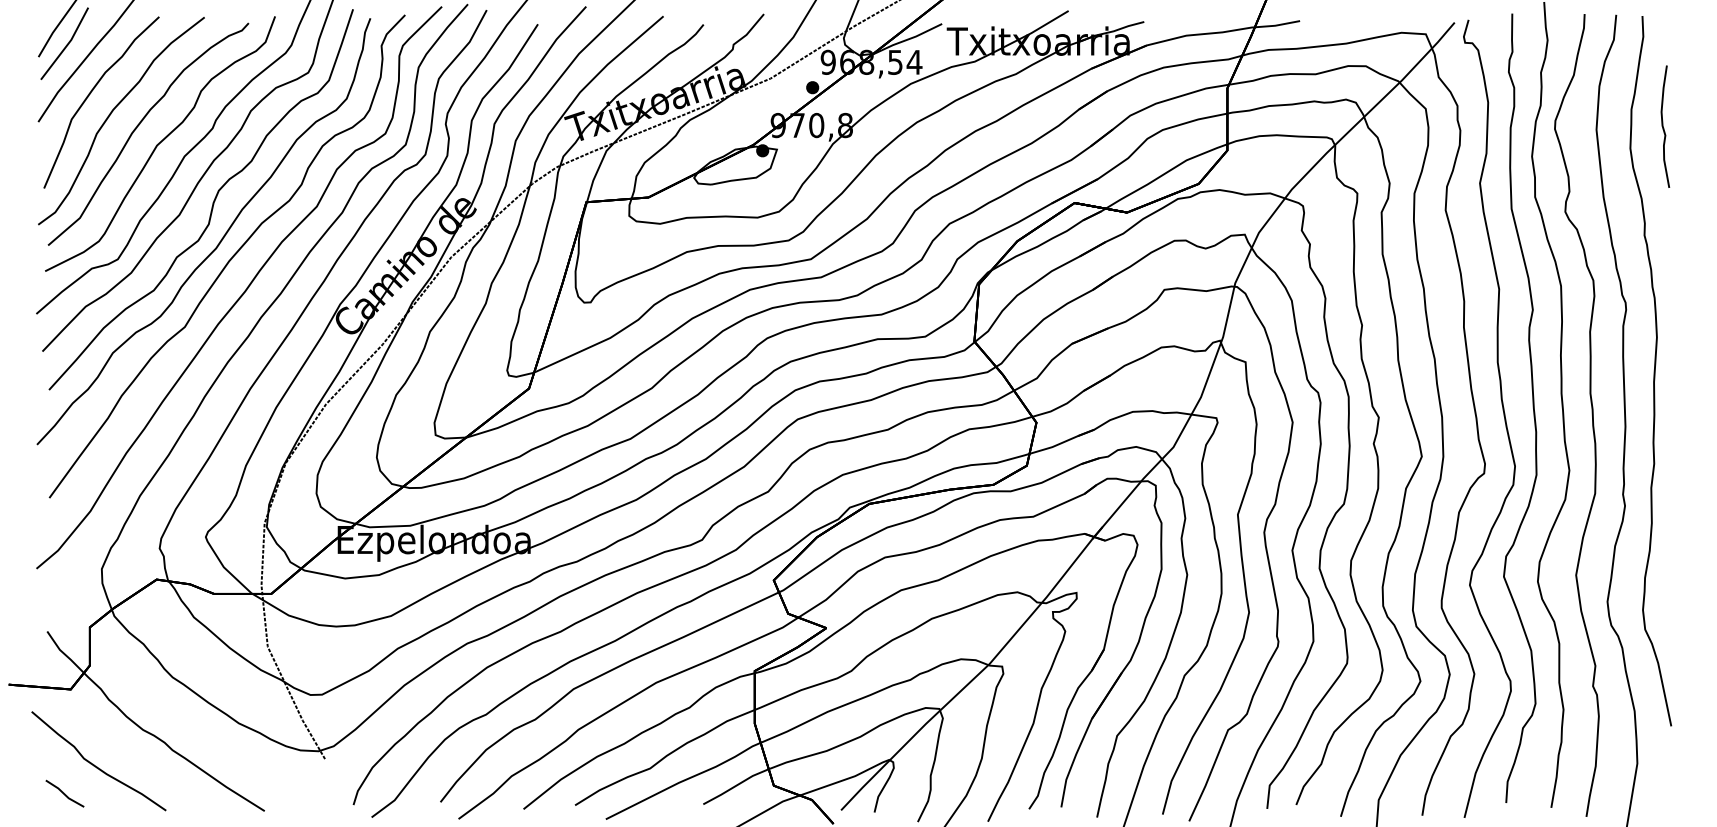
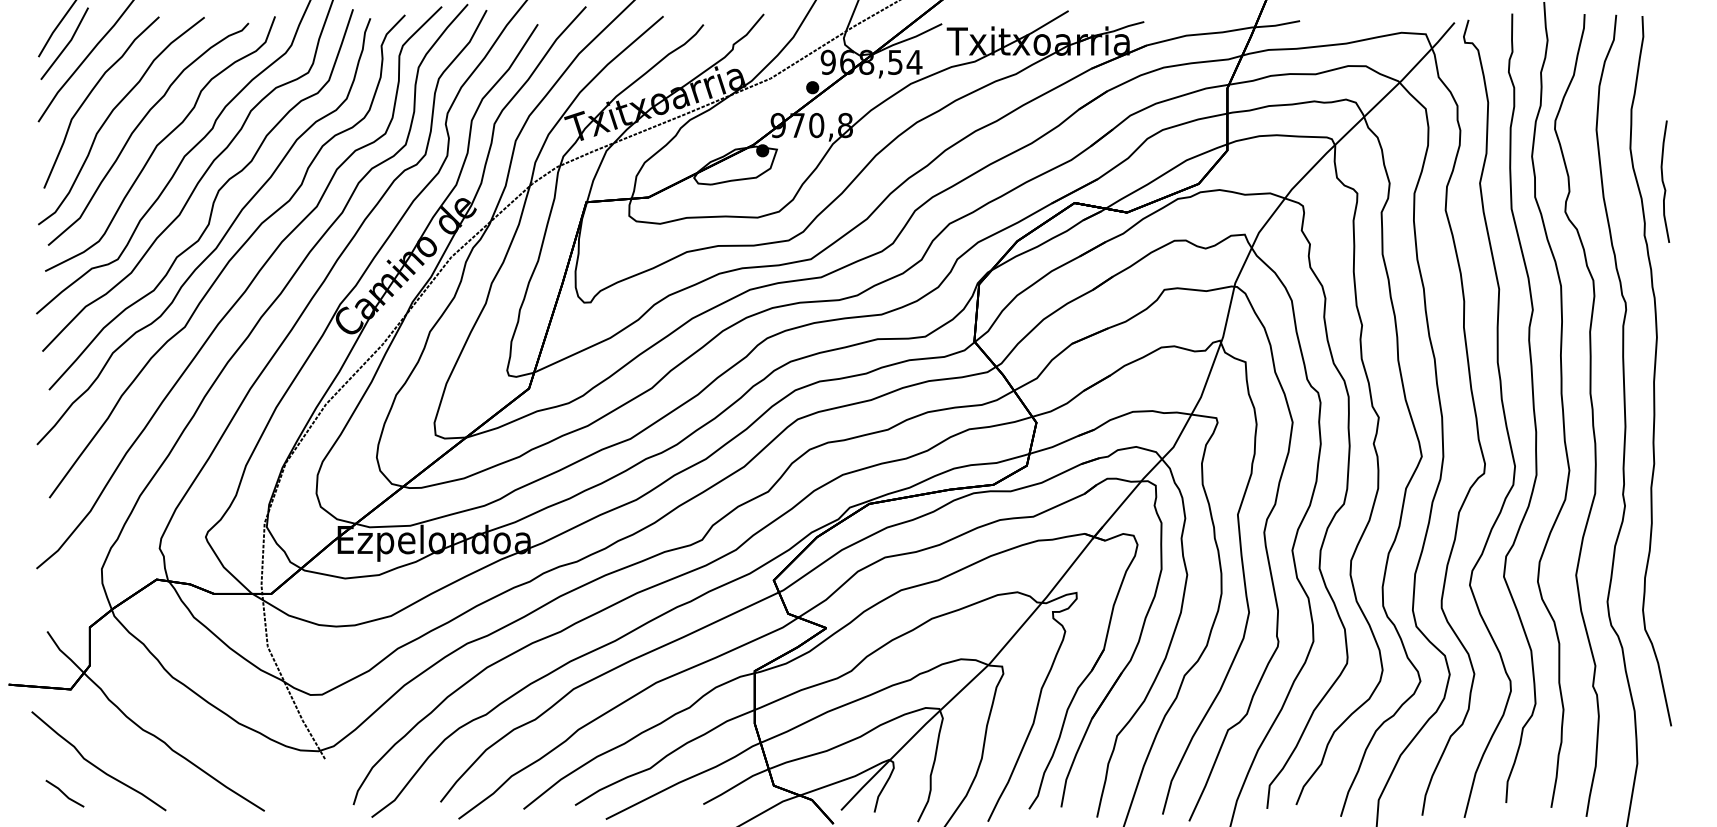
part position: (1665, 126) -> (1665, 181) (1665, 181)
